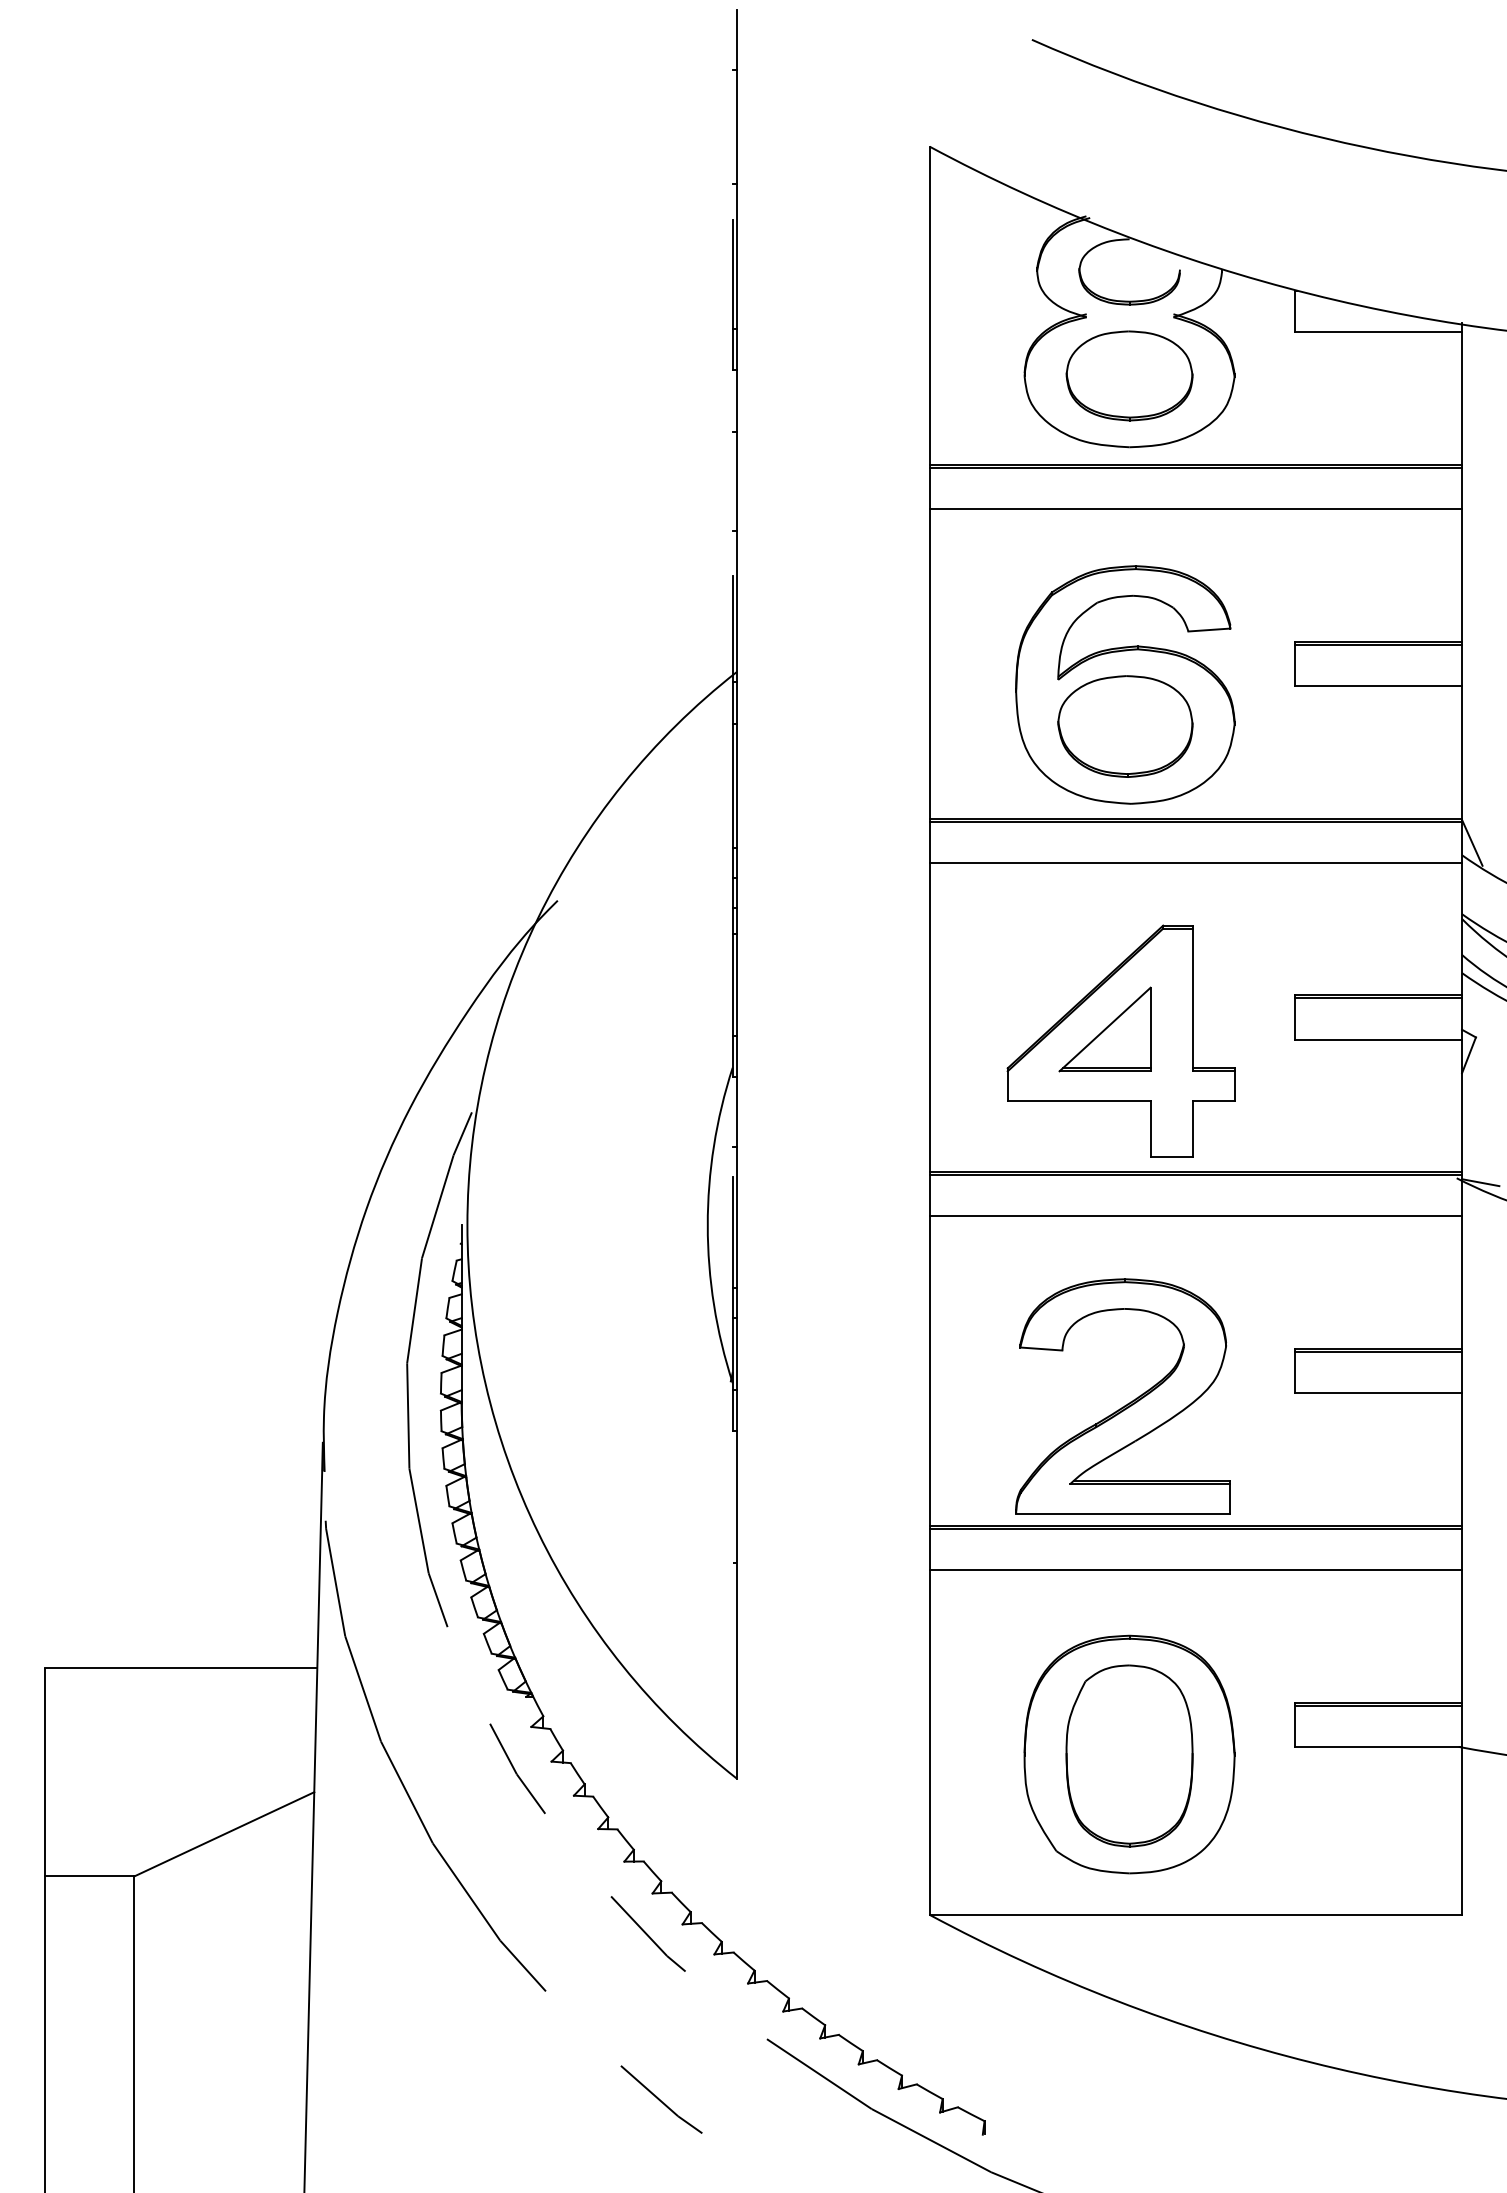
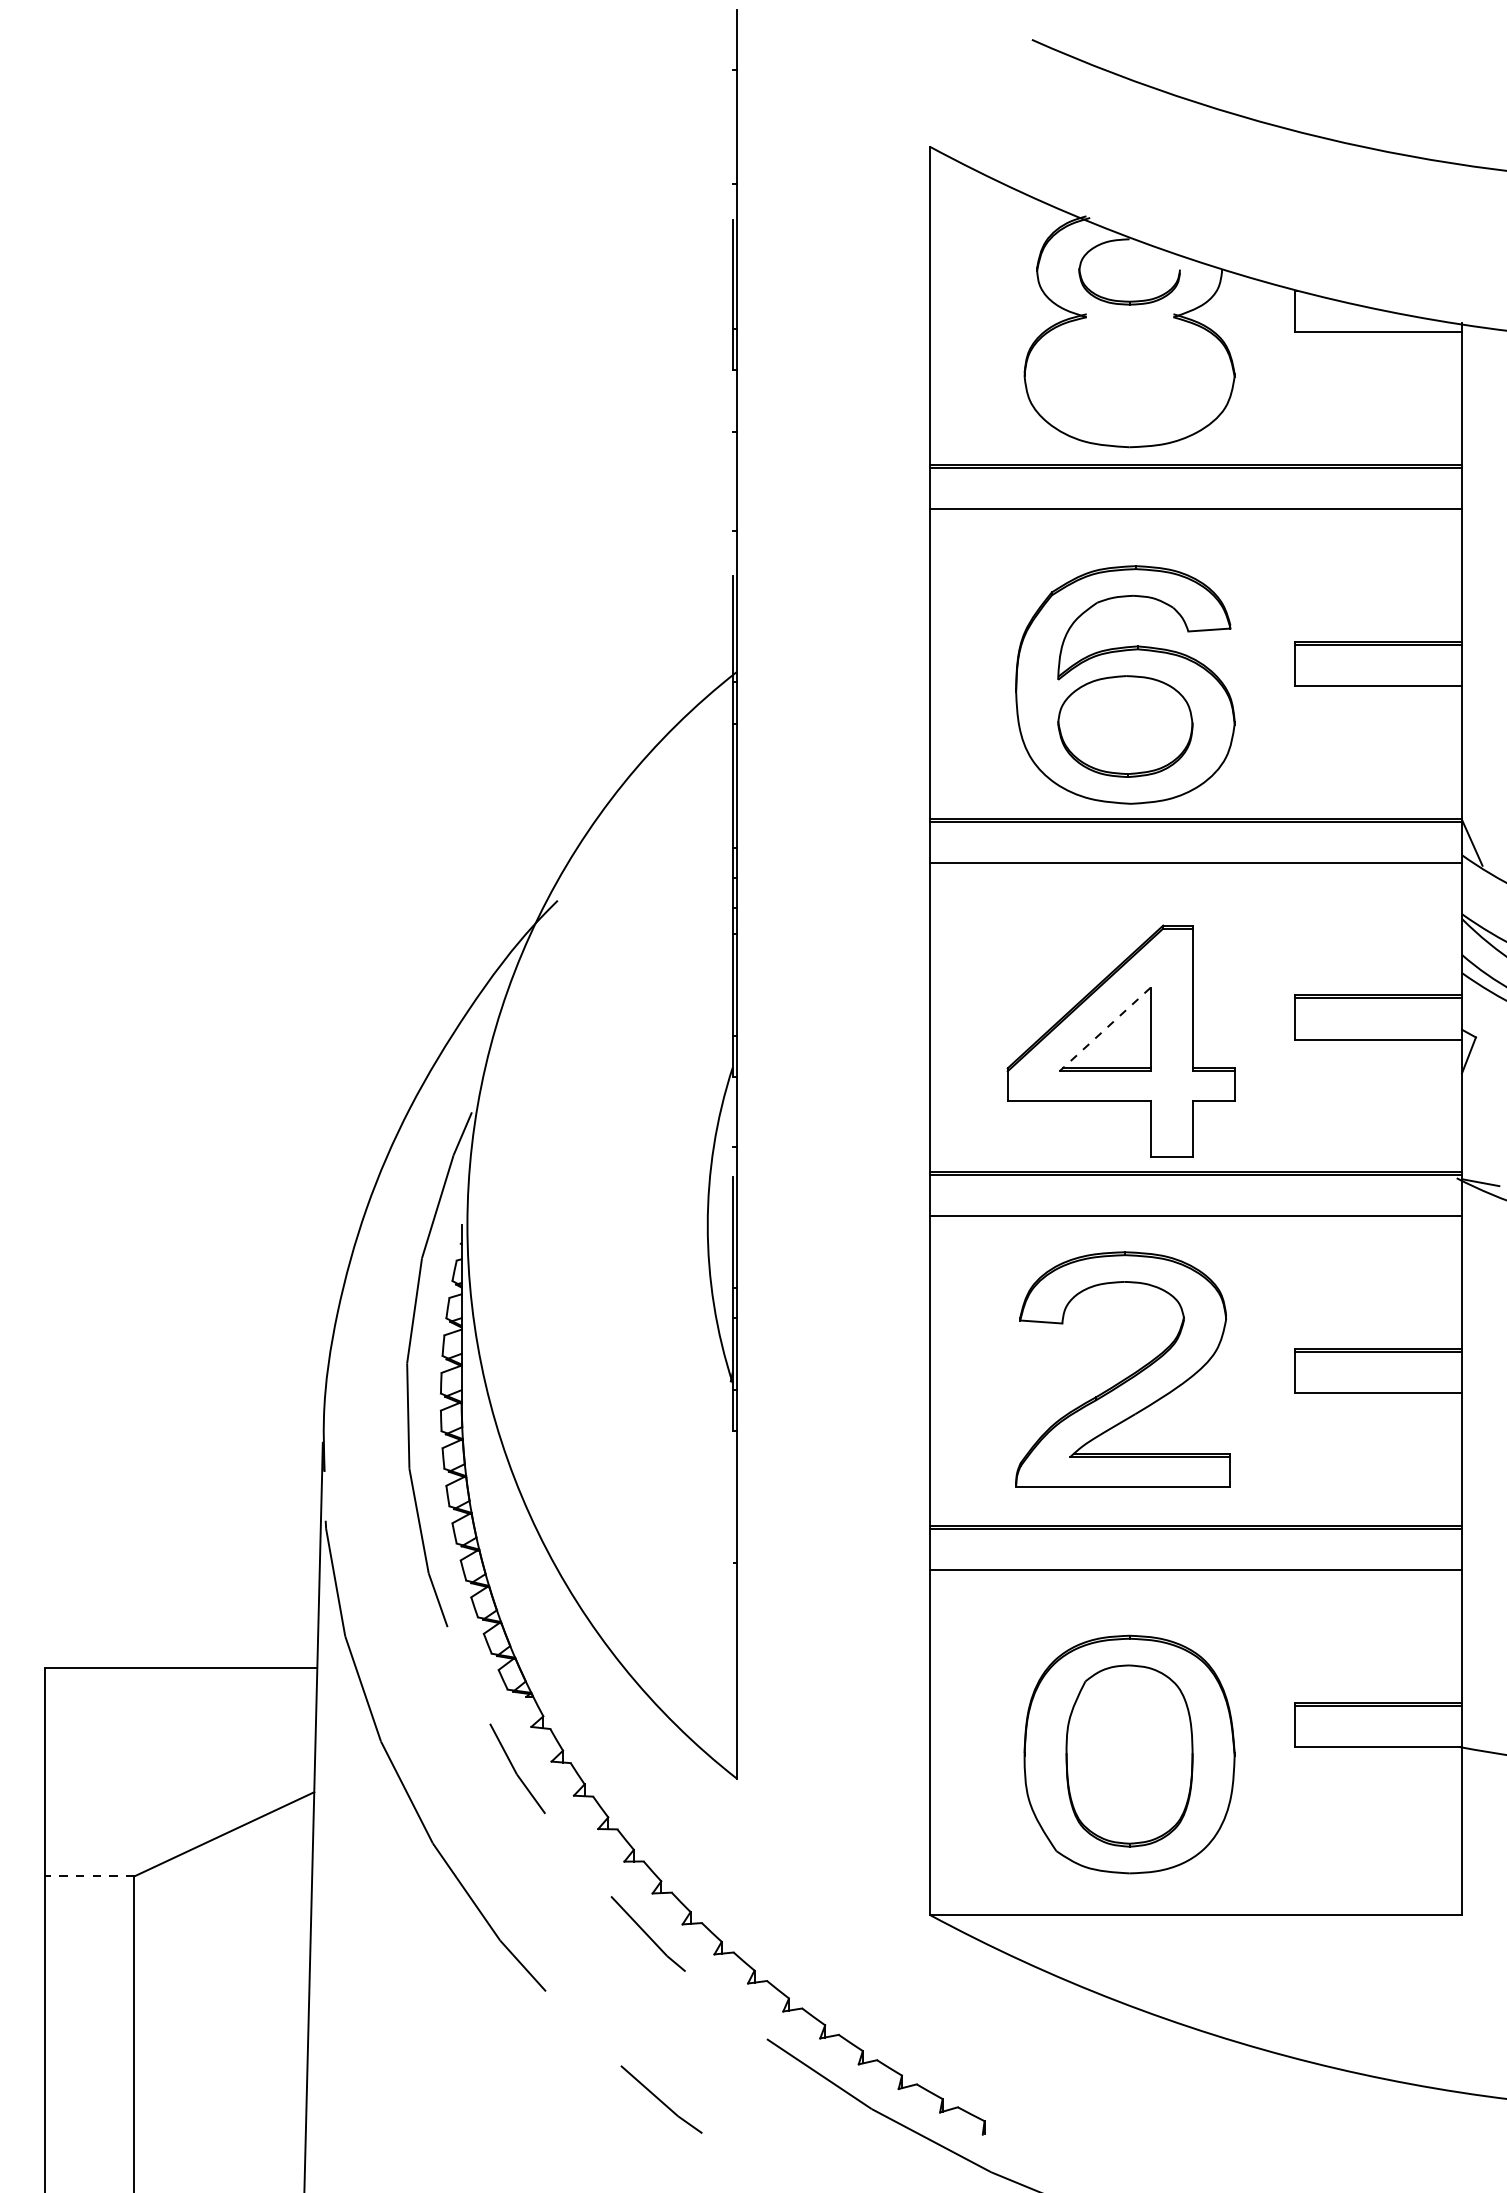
part: present -> none (1129, 375)
line: solid -> dashed (1105, 1029)
part position: (1127, 1403) -> (1127, 1376) (1127, 1376)
line: solid -> dashed (89, 1876)
